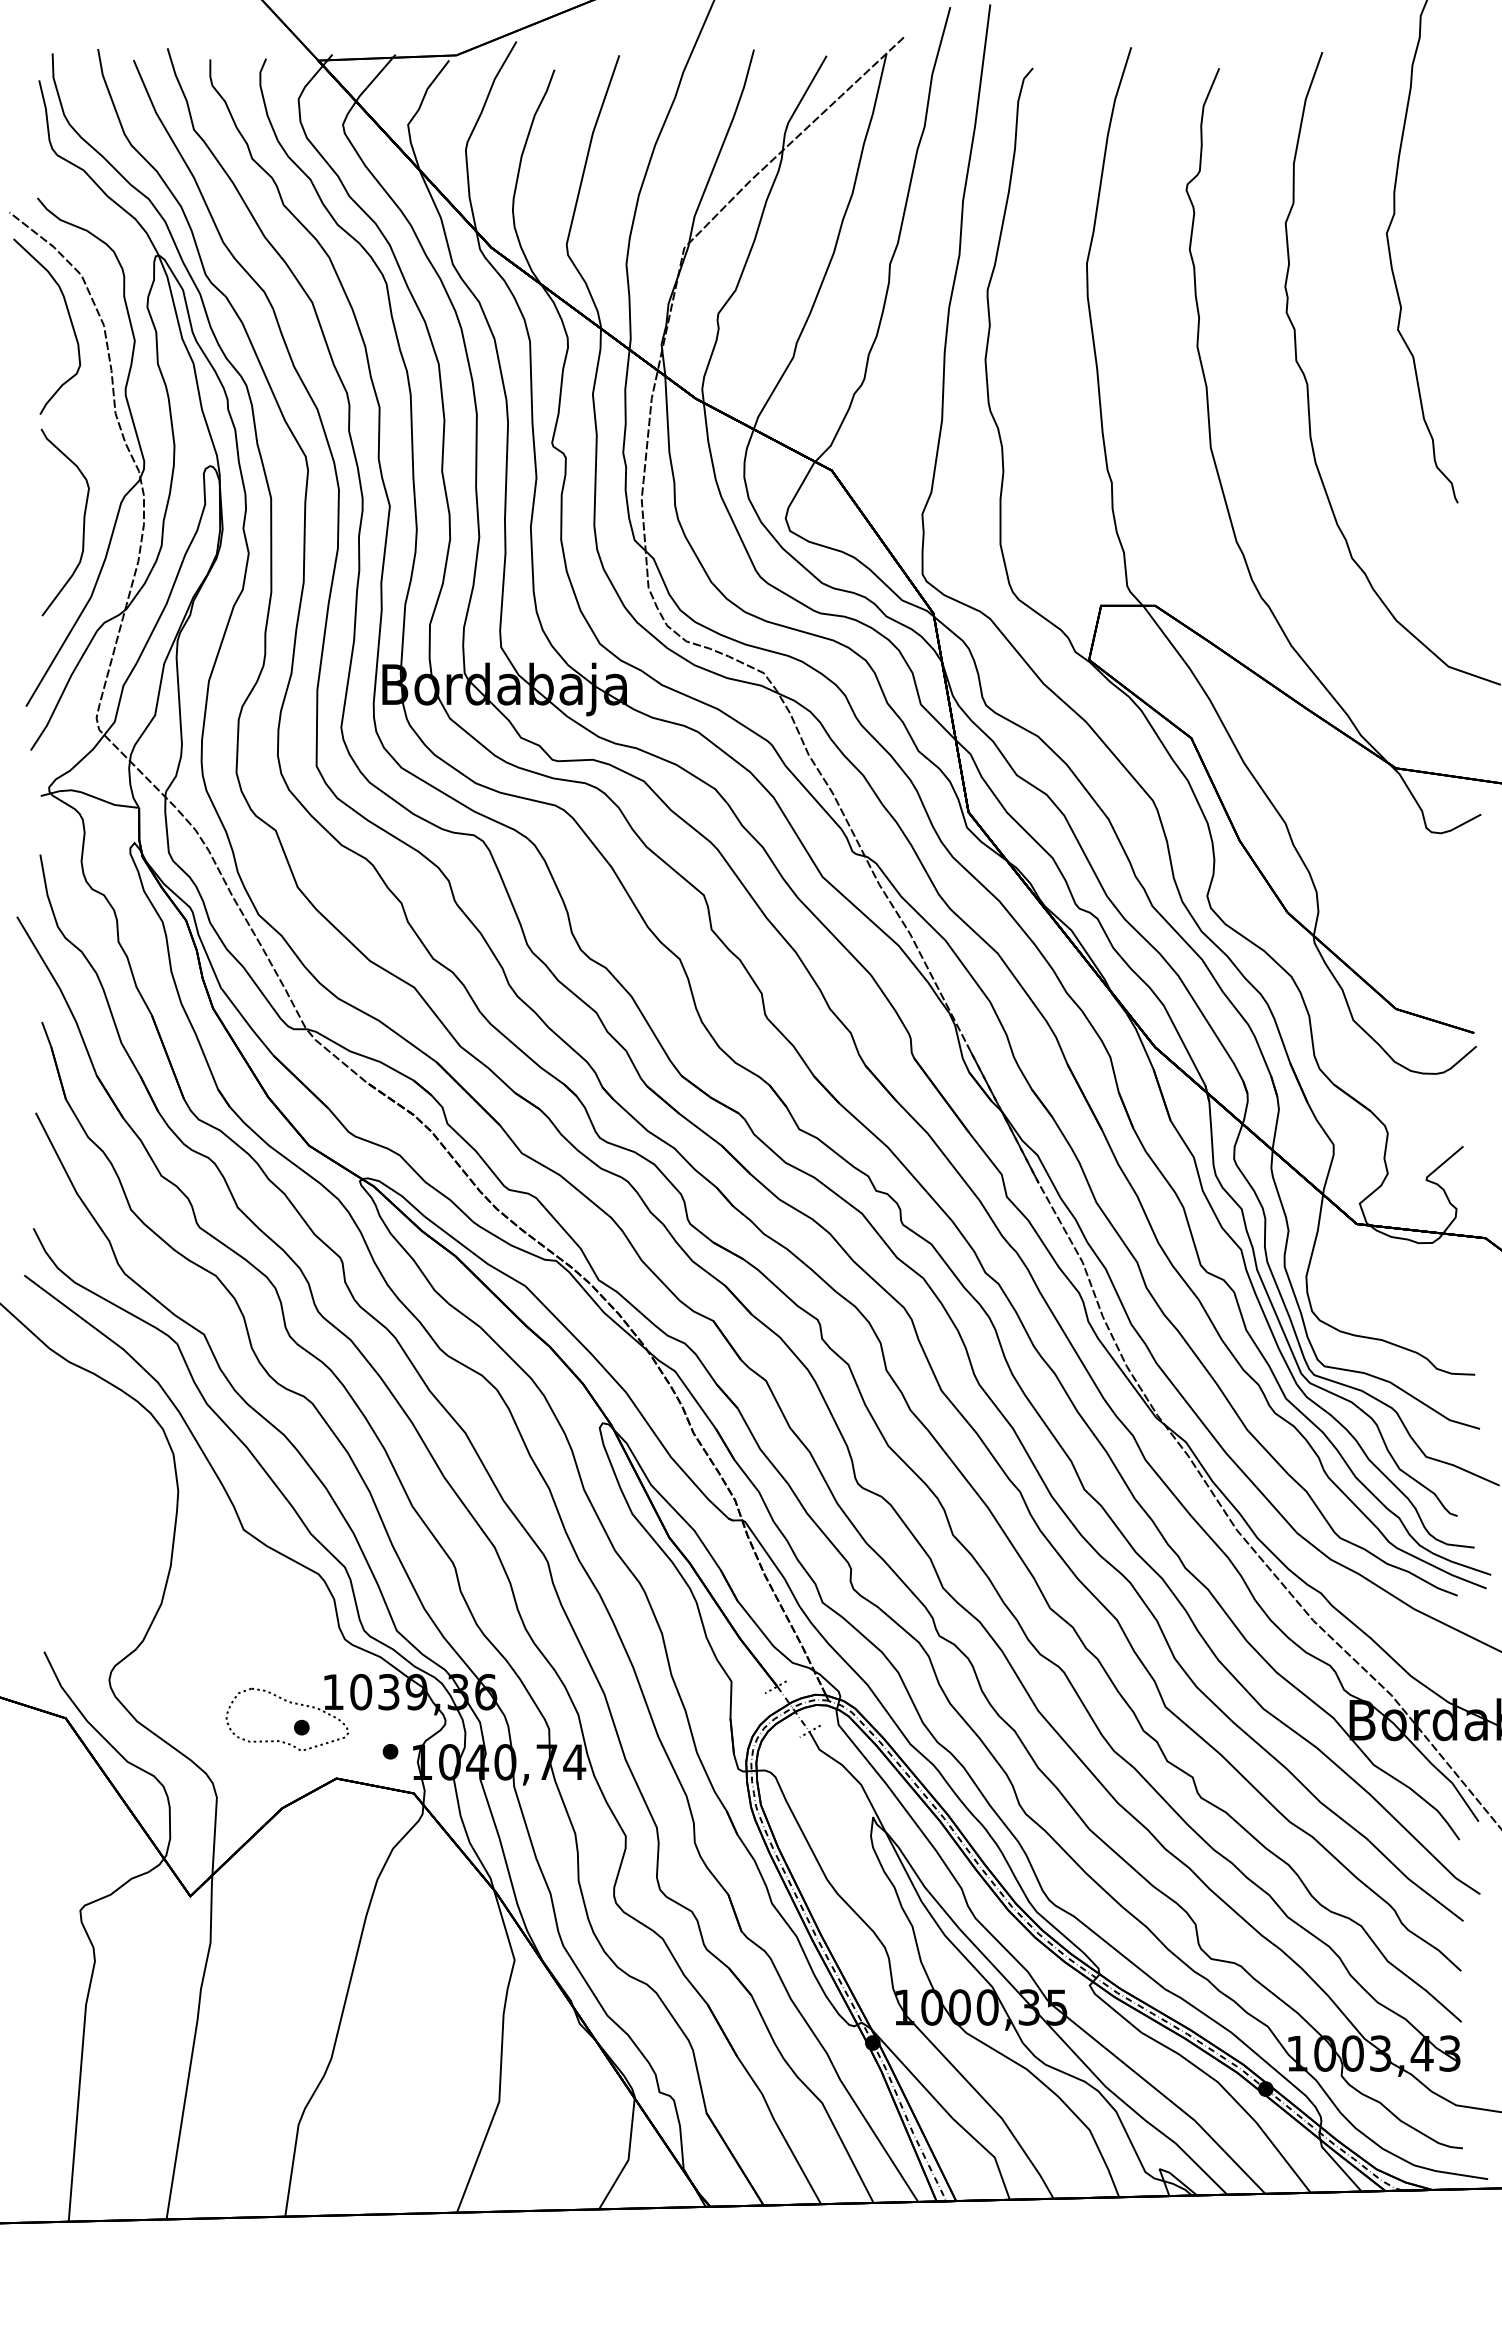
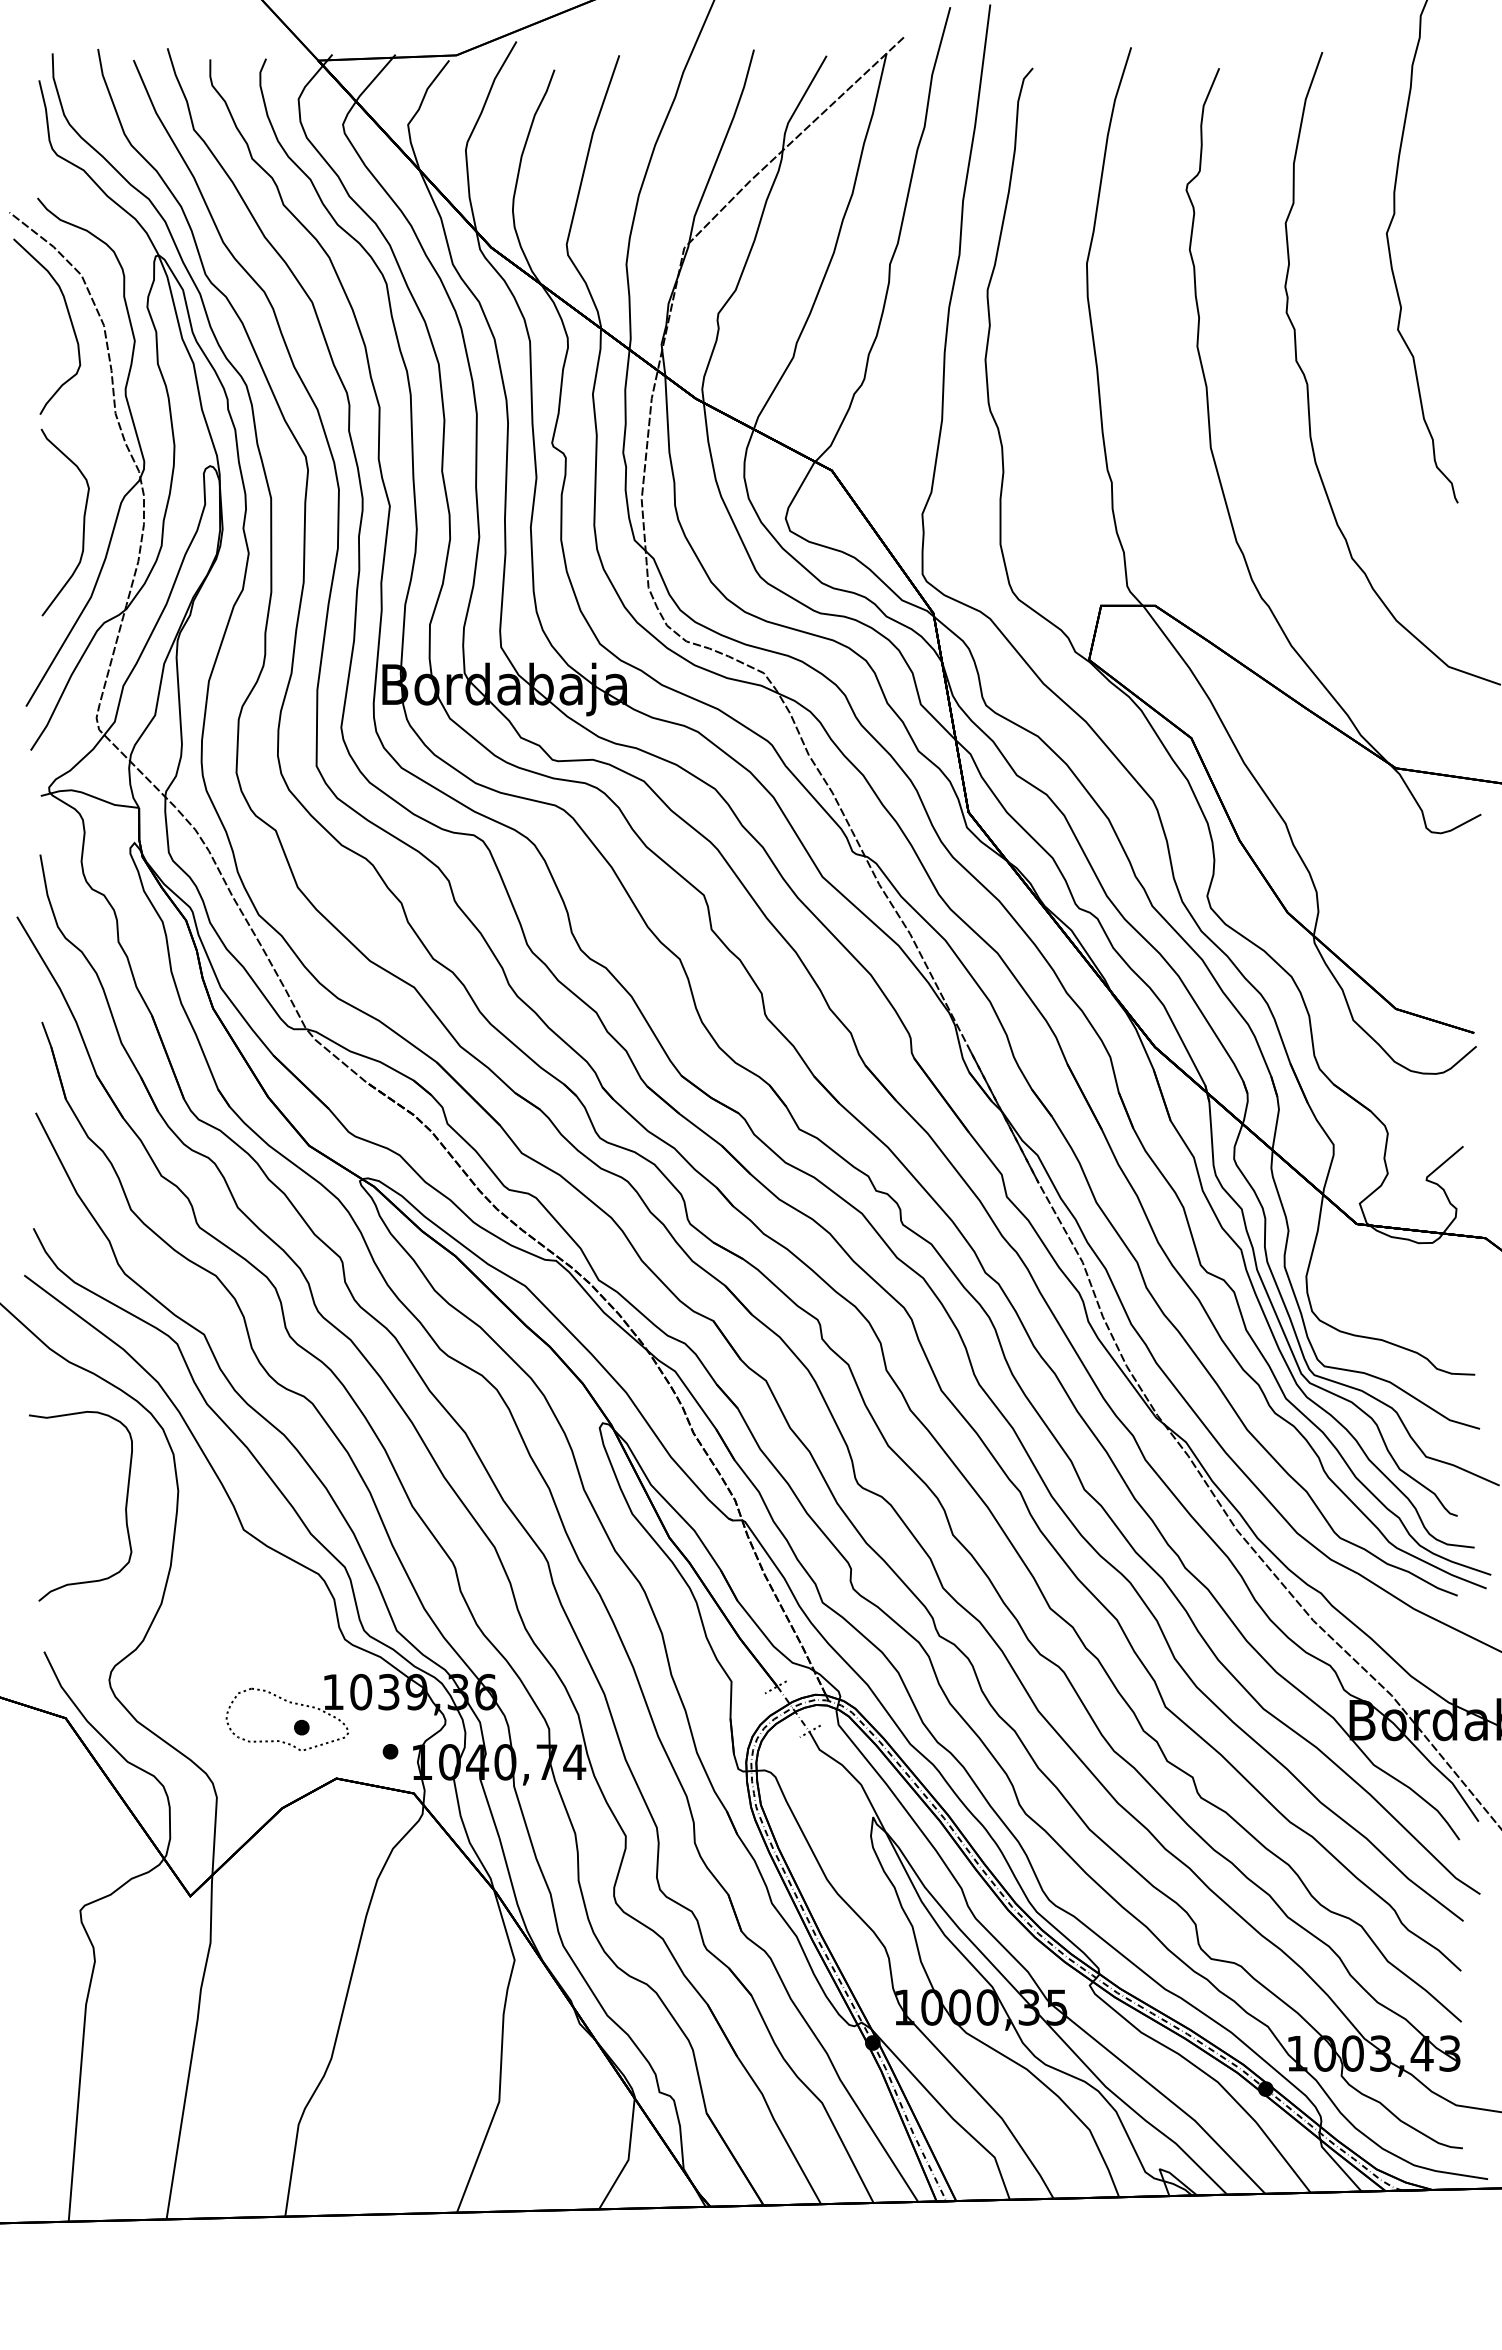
curve: none -> present (125, 1506)
